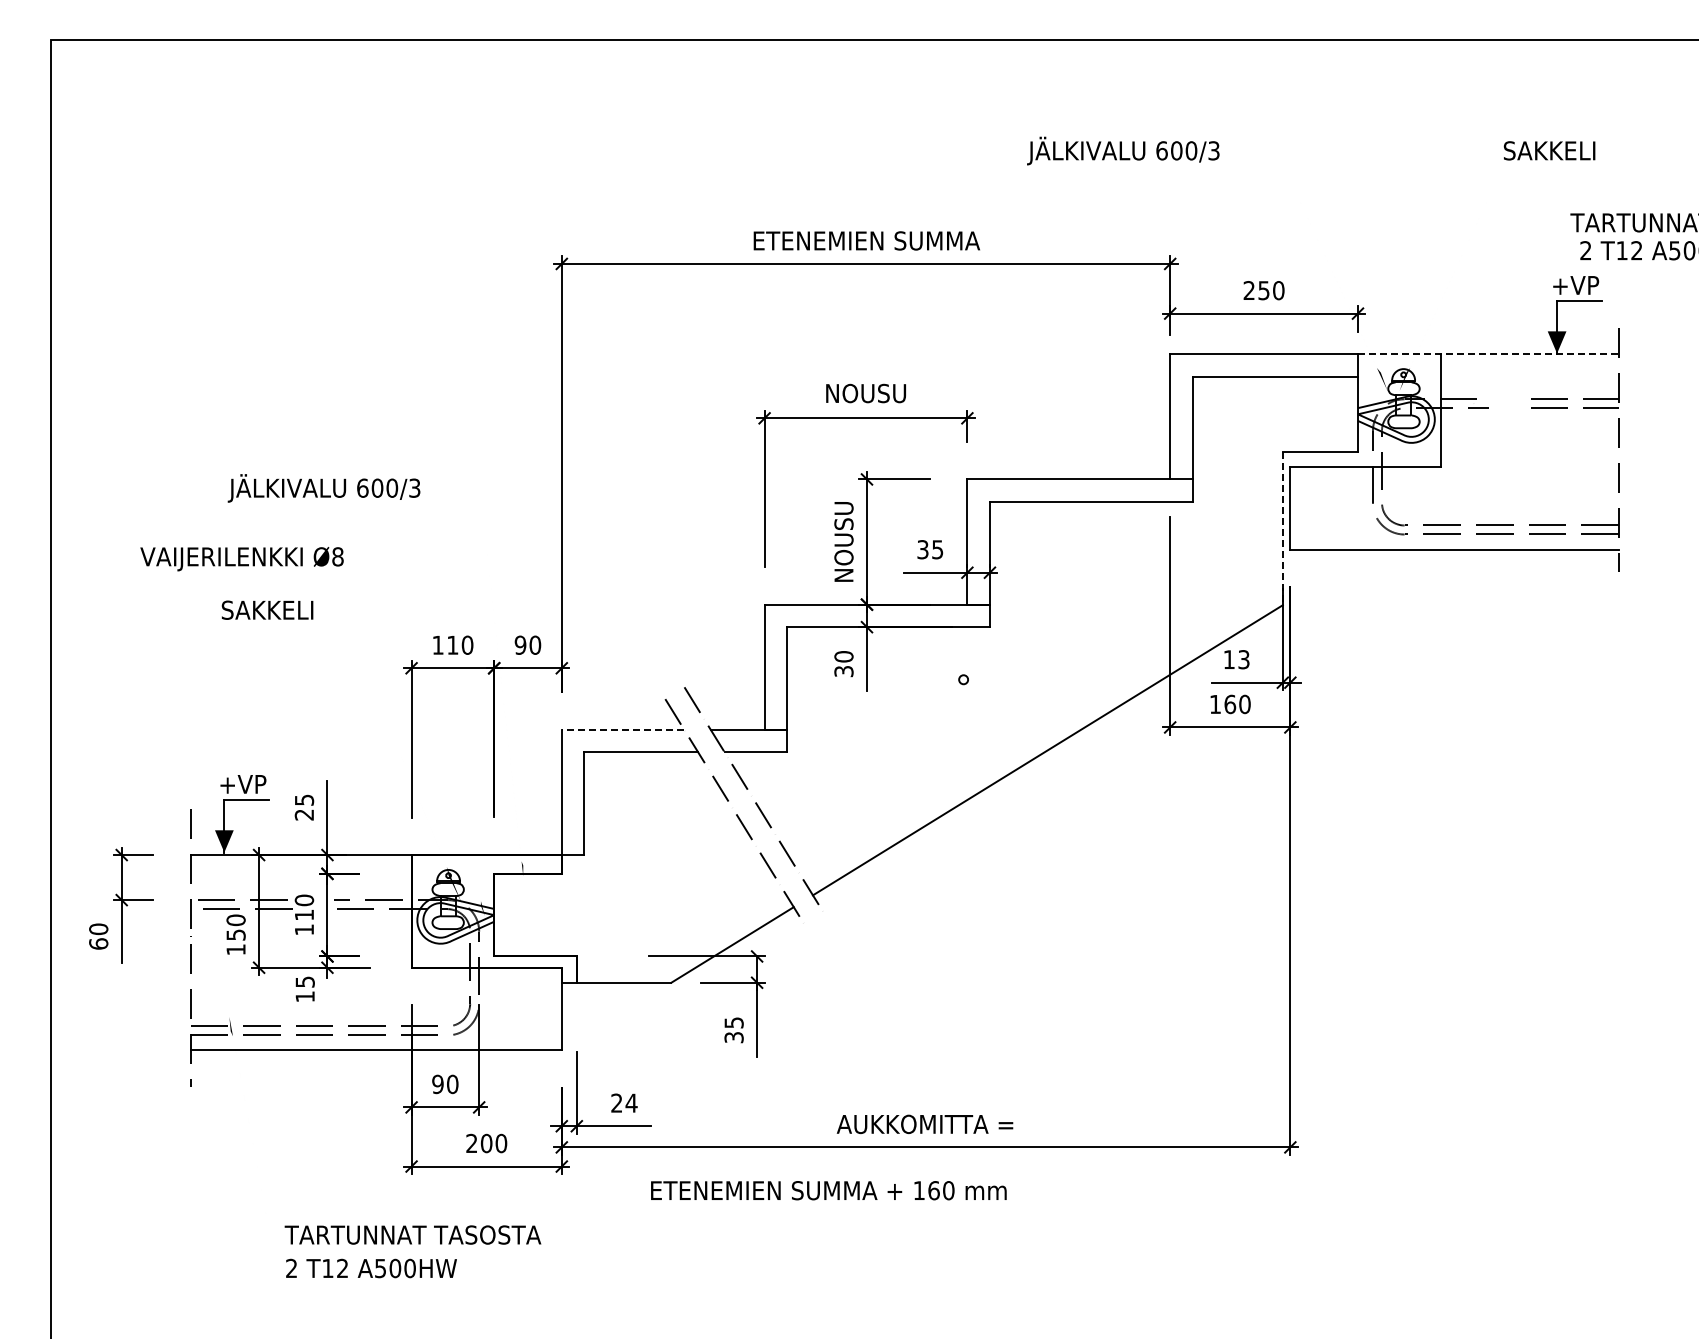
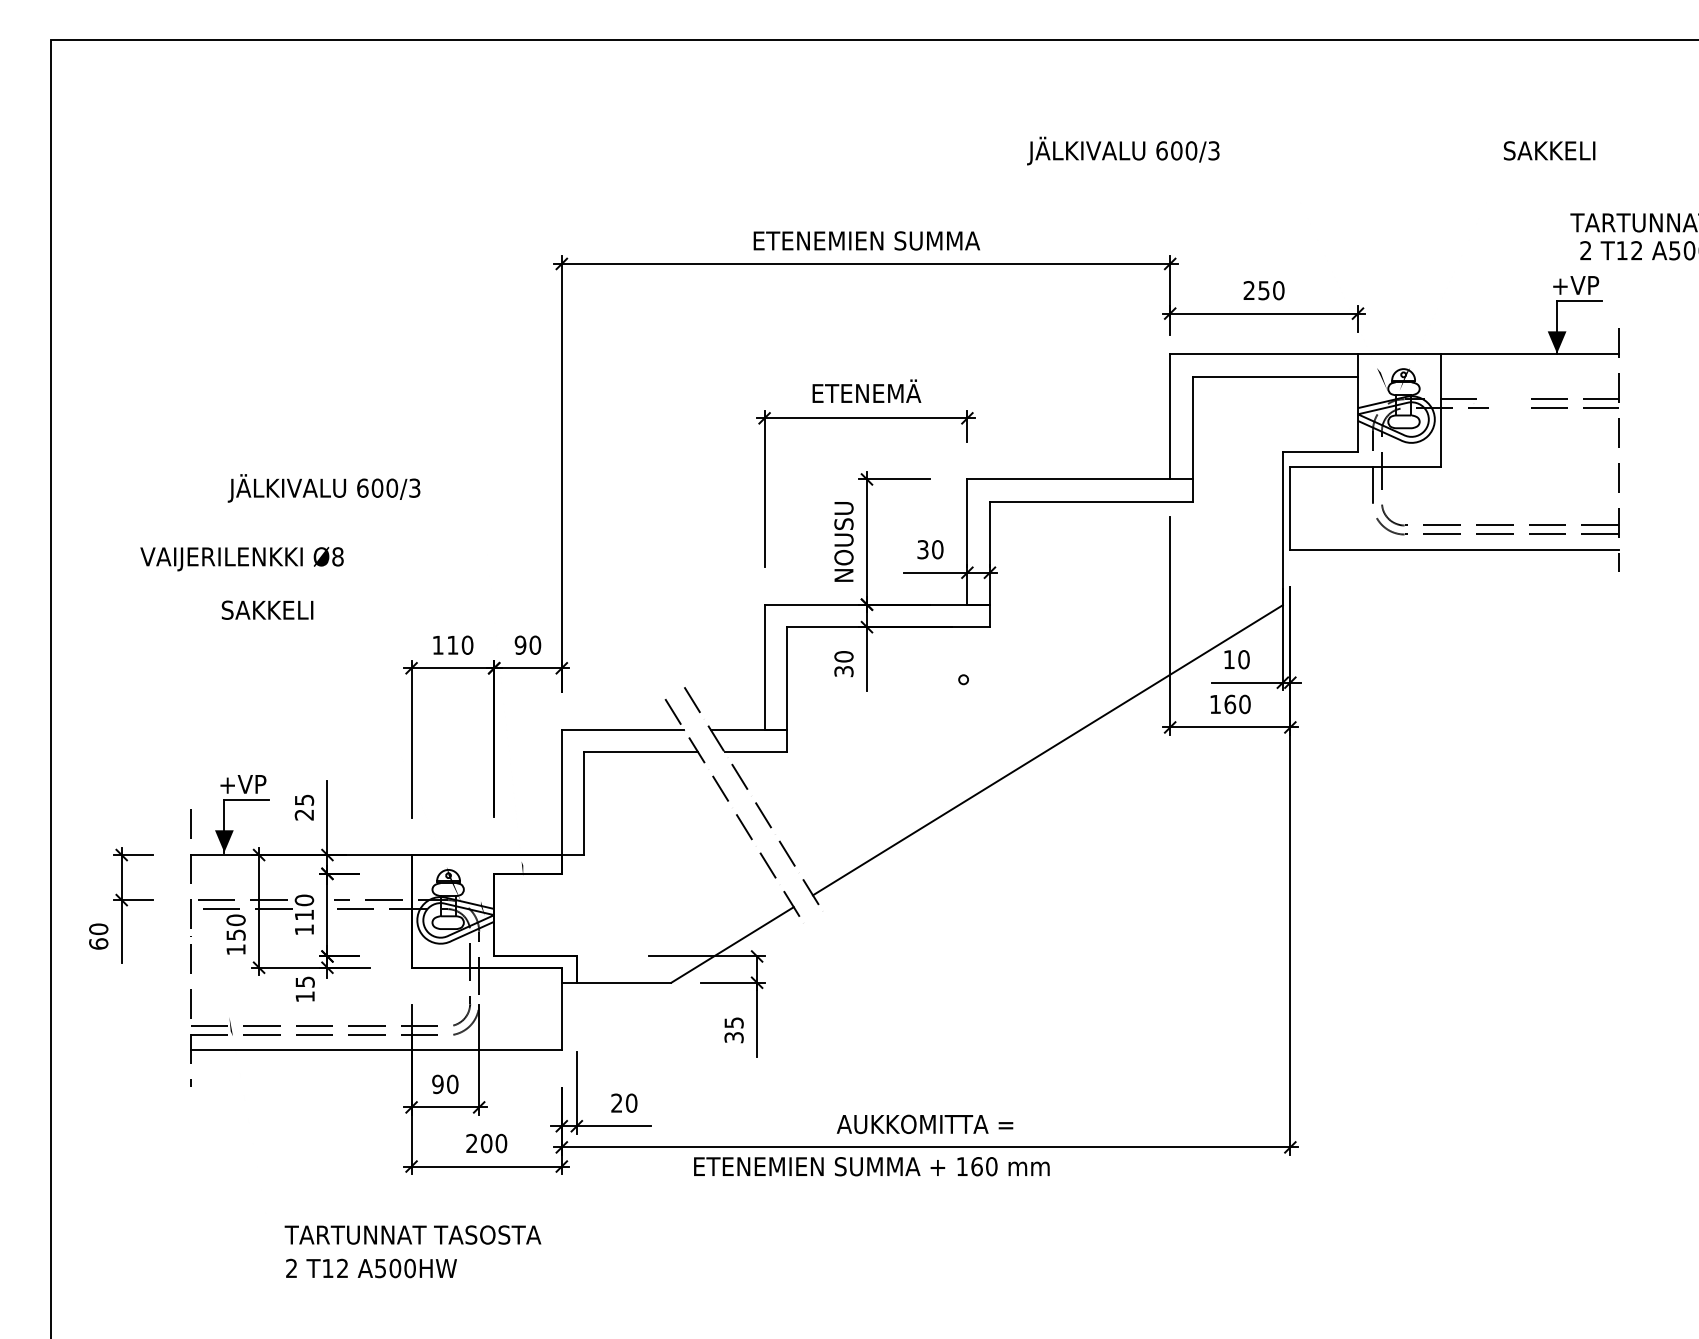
line: dashed -> solid (1488, 354)
text: NOUSU -> ETENEMÄ (866, 391)
line: dashed -> solid (1282, 528)
text: 35 -> 30 (937, 549)
text: 13 -> 10 (1243, 659)
line: dashed -> solid (622, 729)
text: 24 -> 20 (631, 1102)
text position: (828, 1190) -> (871, 1166) (871, 1166)
